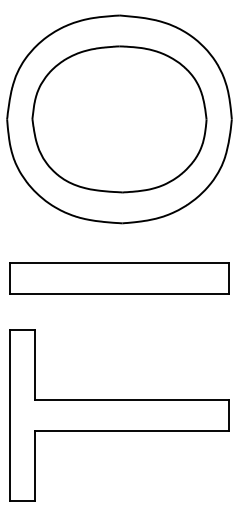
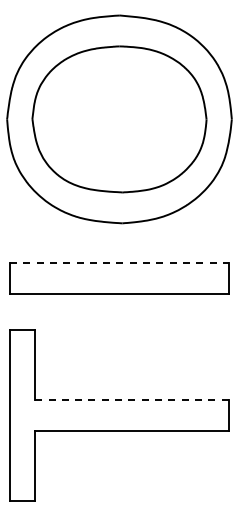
line: solid -> dashed (119, 262)
line: solid -> dashed (132, 400)
